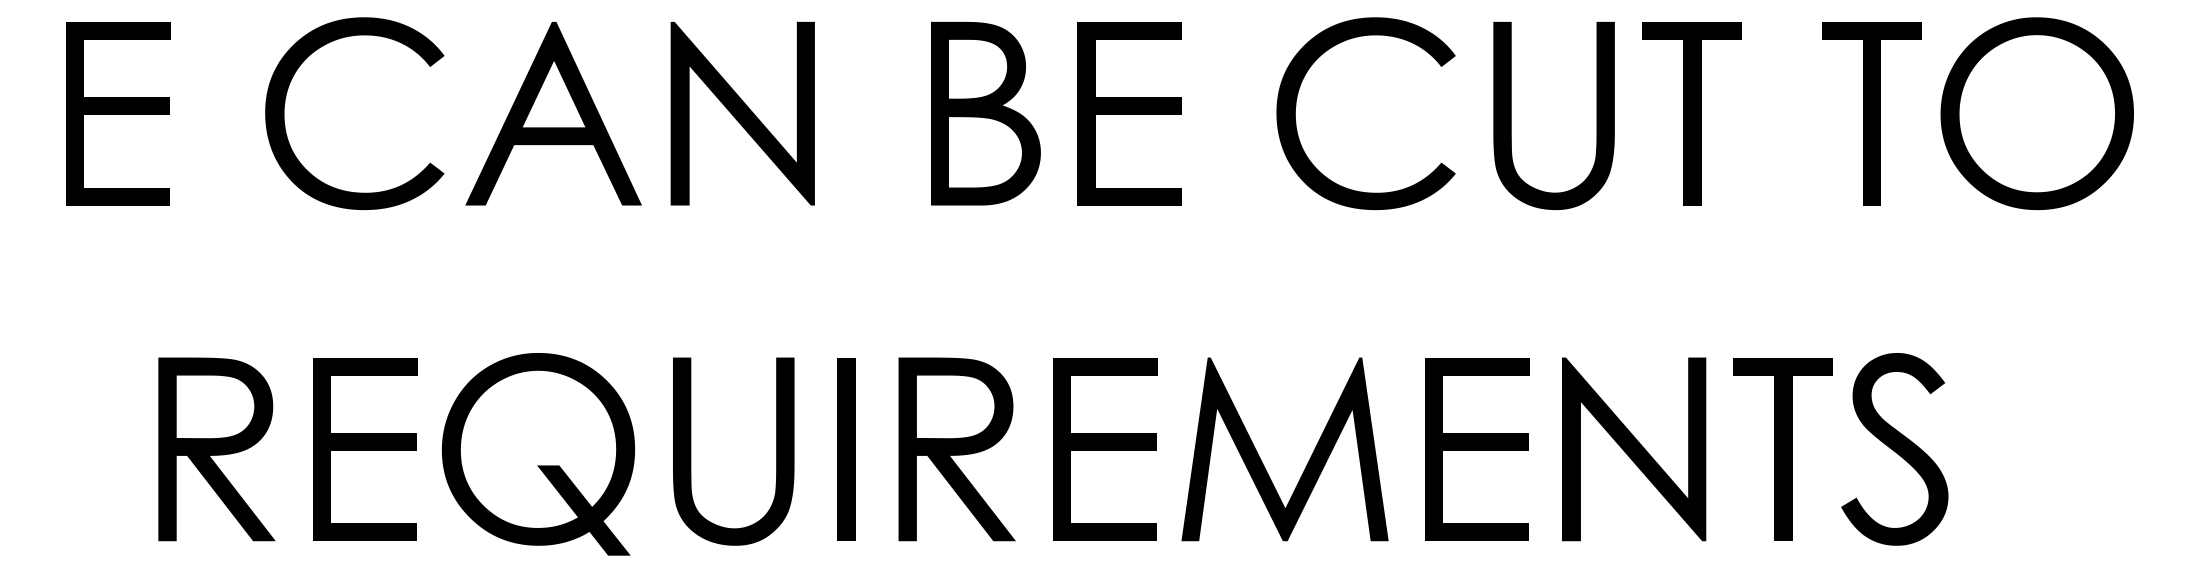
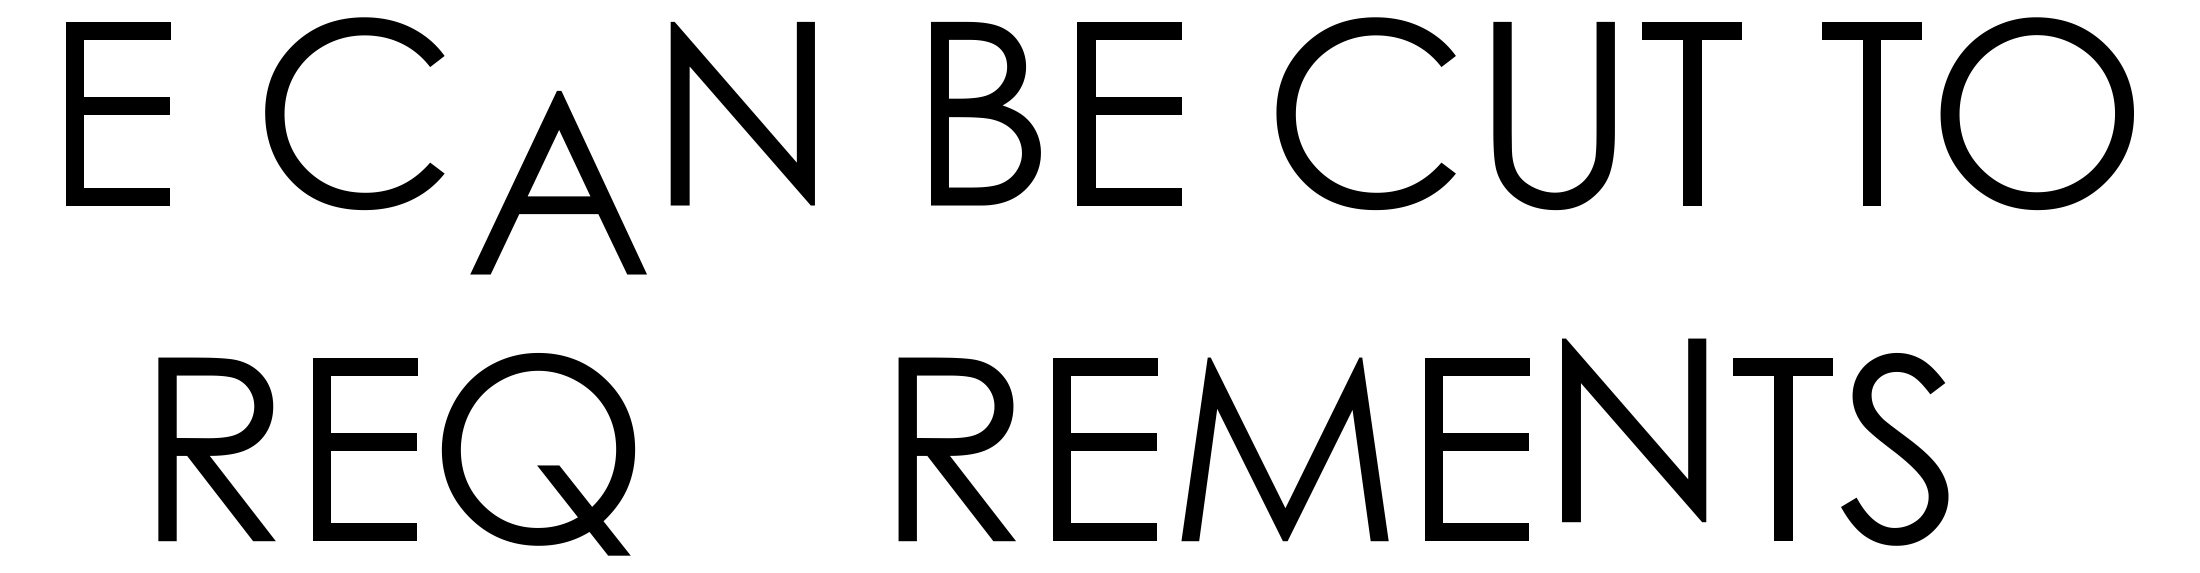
part position: (553, 113) -> (558, 182) (558, 182)
fill: present -> none (846, 449)
part position: (1634, 449) -> (1634, 430) (1634, 430)
fill: present -> none (733, 451)
